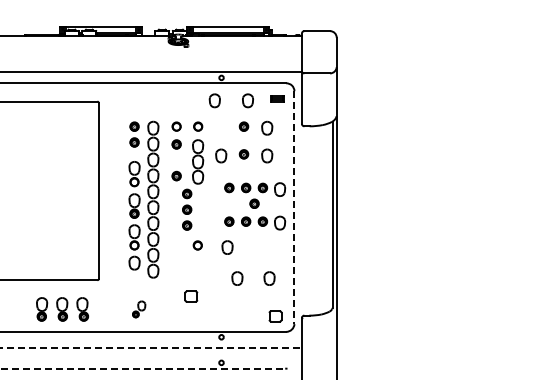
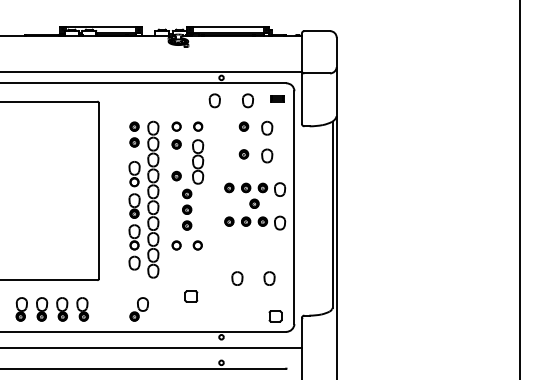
part: present -> none (221, 155)
line: none -> present (519, 189)
line: dashed -> solid (294, 208)
part: none -> present (176, 245)
part: present -> none (227, 247)
part: none -> present (21, 309)
part size: 15x19 px -> 20x25 px (138, 309)
line: dashed -> solid (151, 347)
line: dashed -> solid (143, 368)
